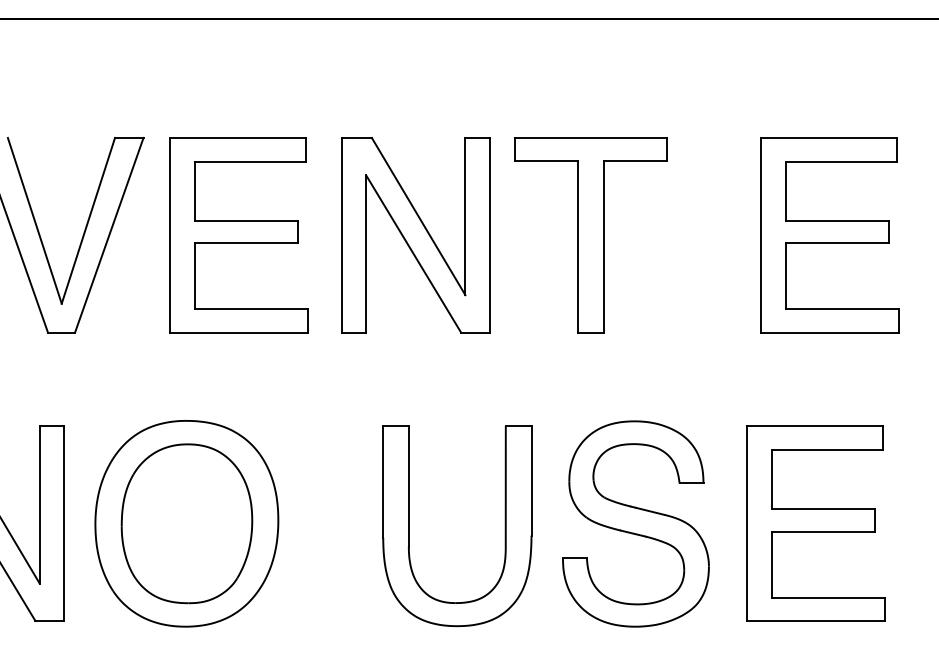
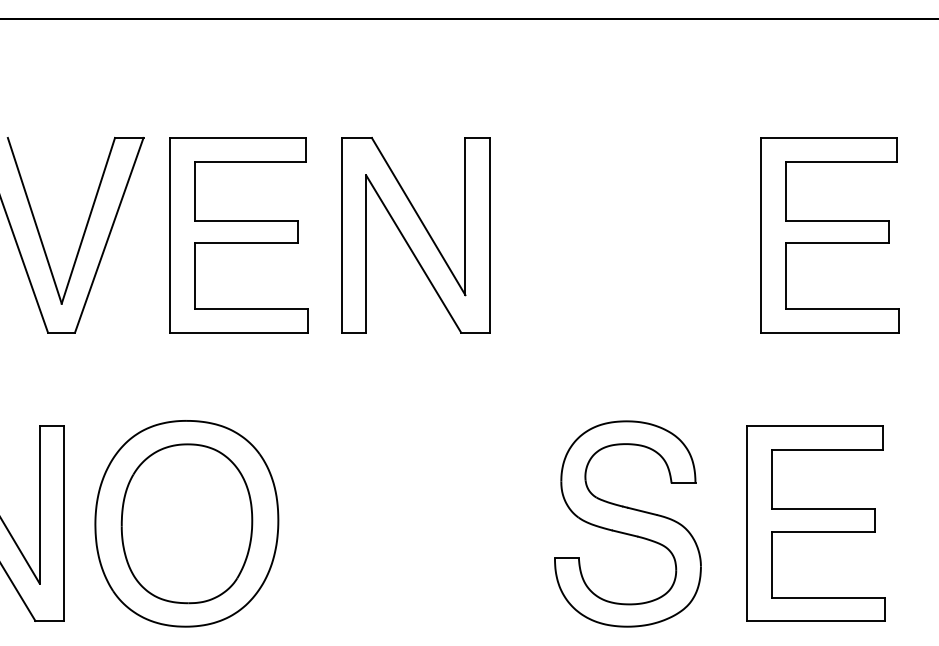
part: present -> none (590, 235)
part position: (635, 523) -> (627, 523) (627, 523)
part: present -> none (504, 526)
